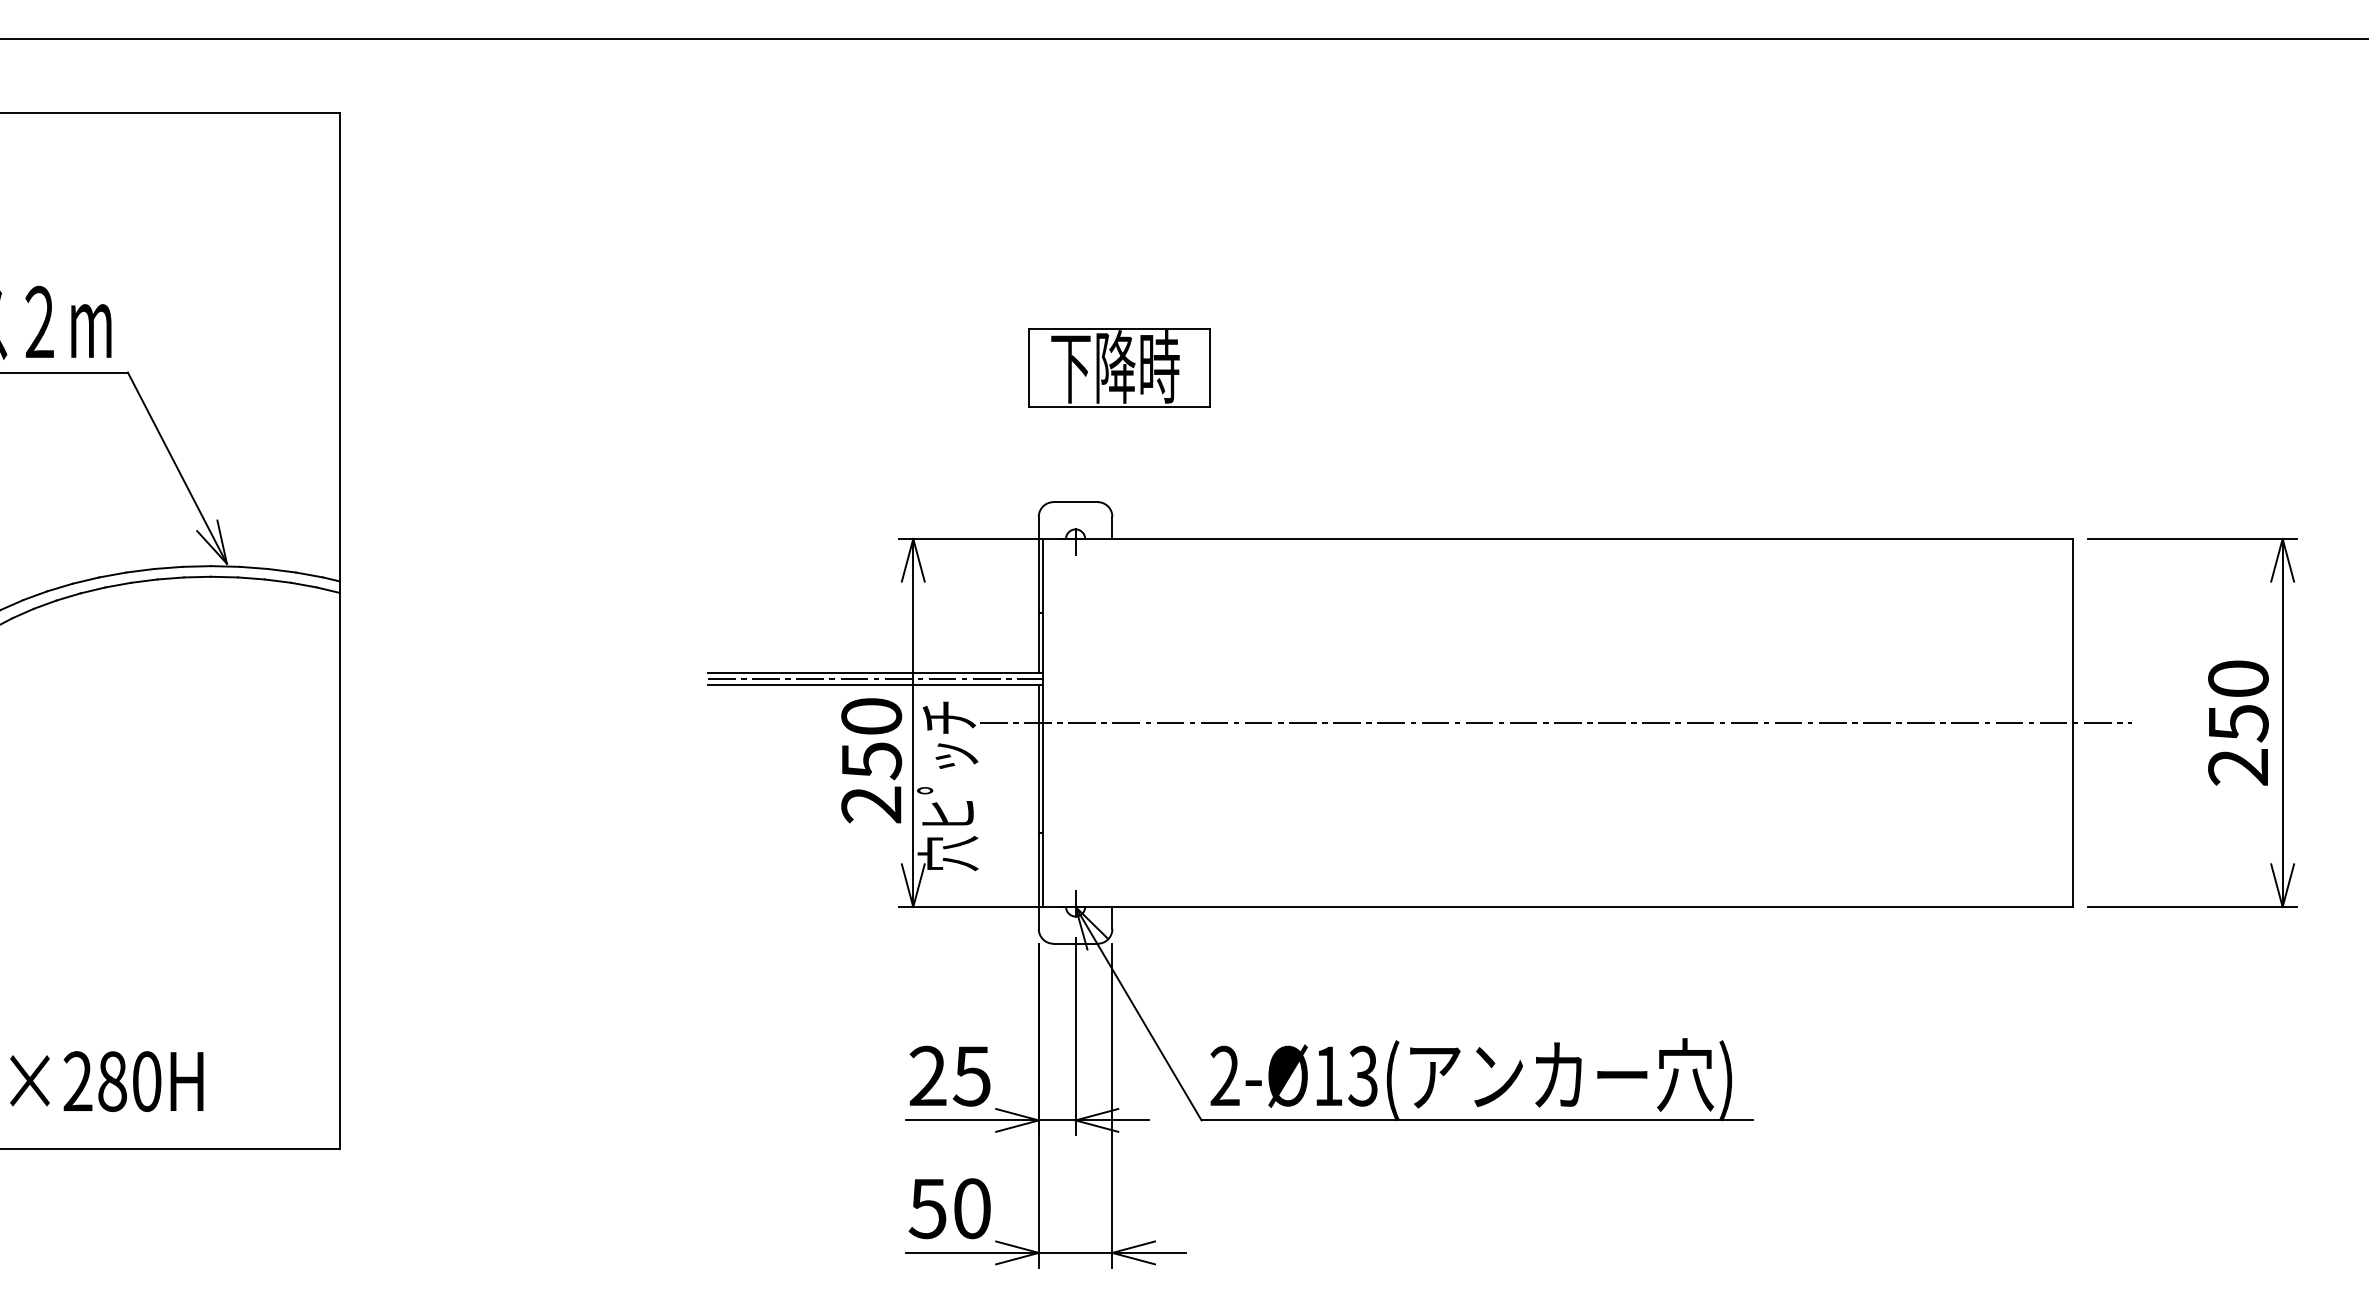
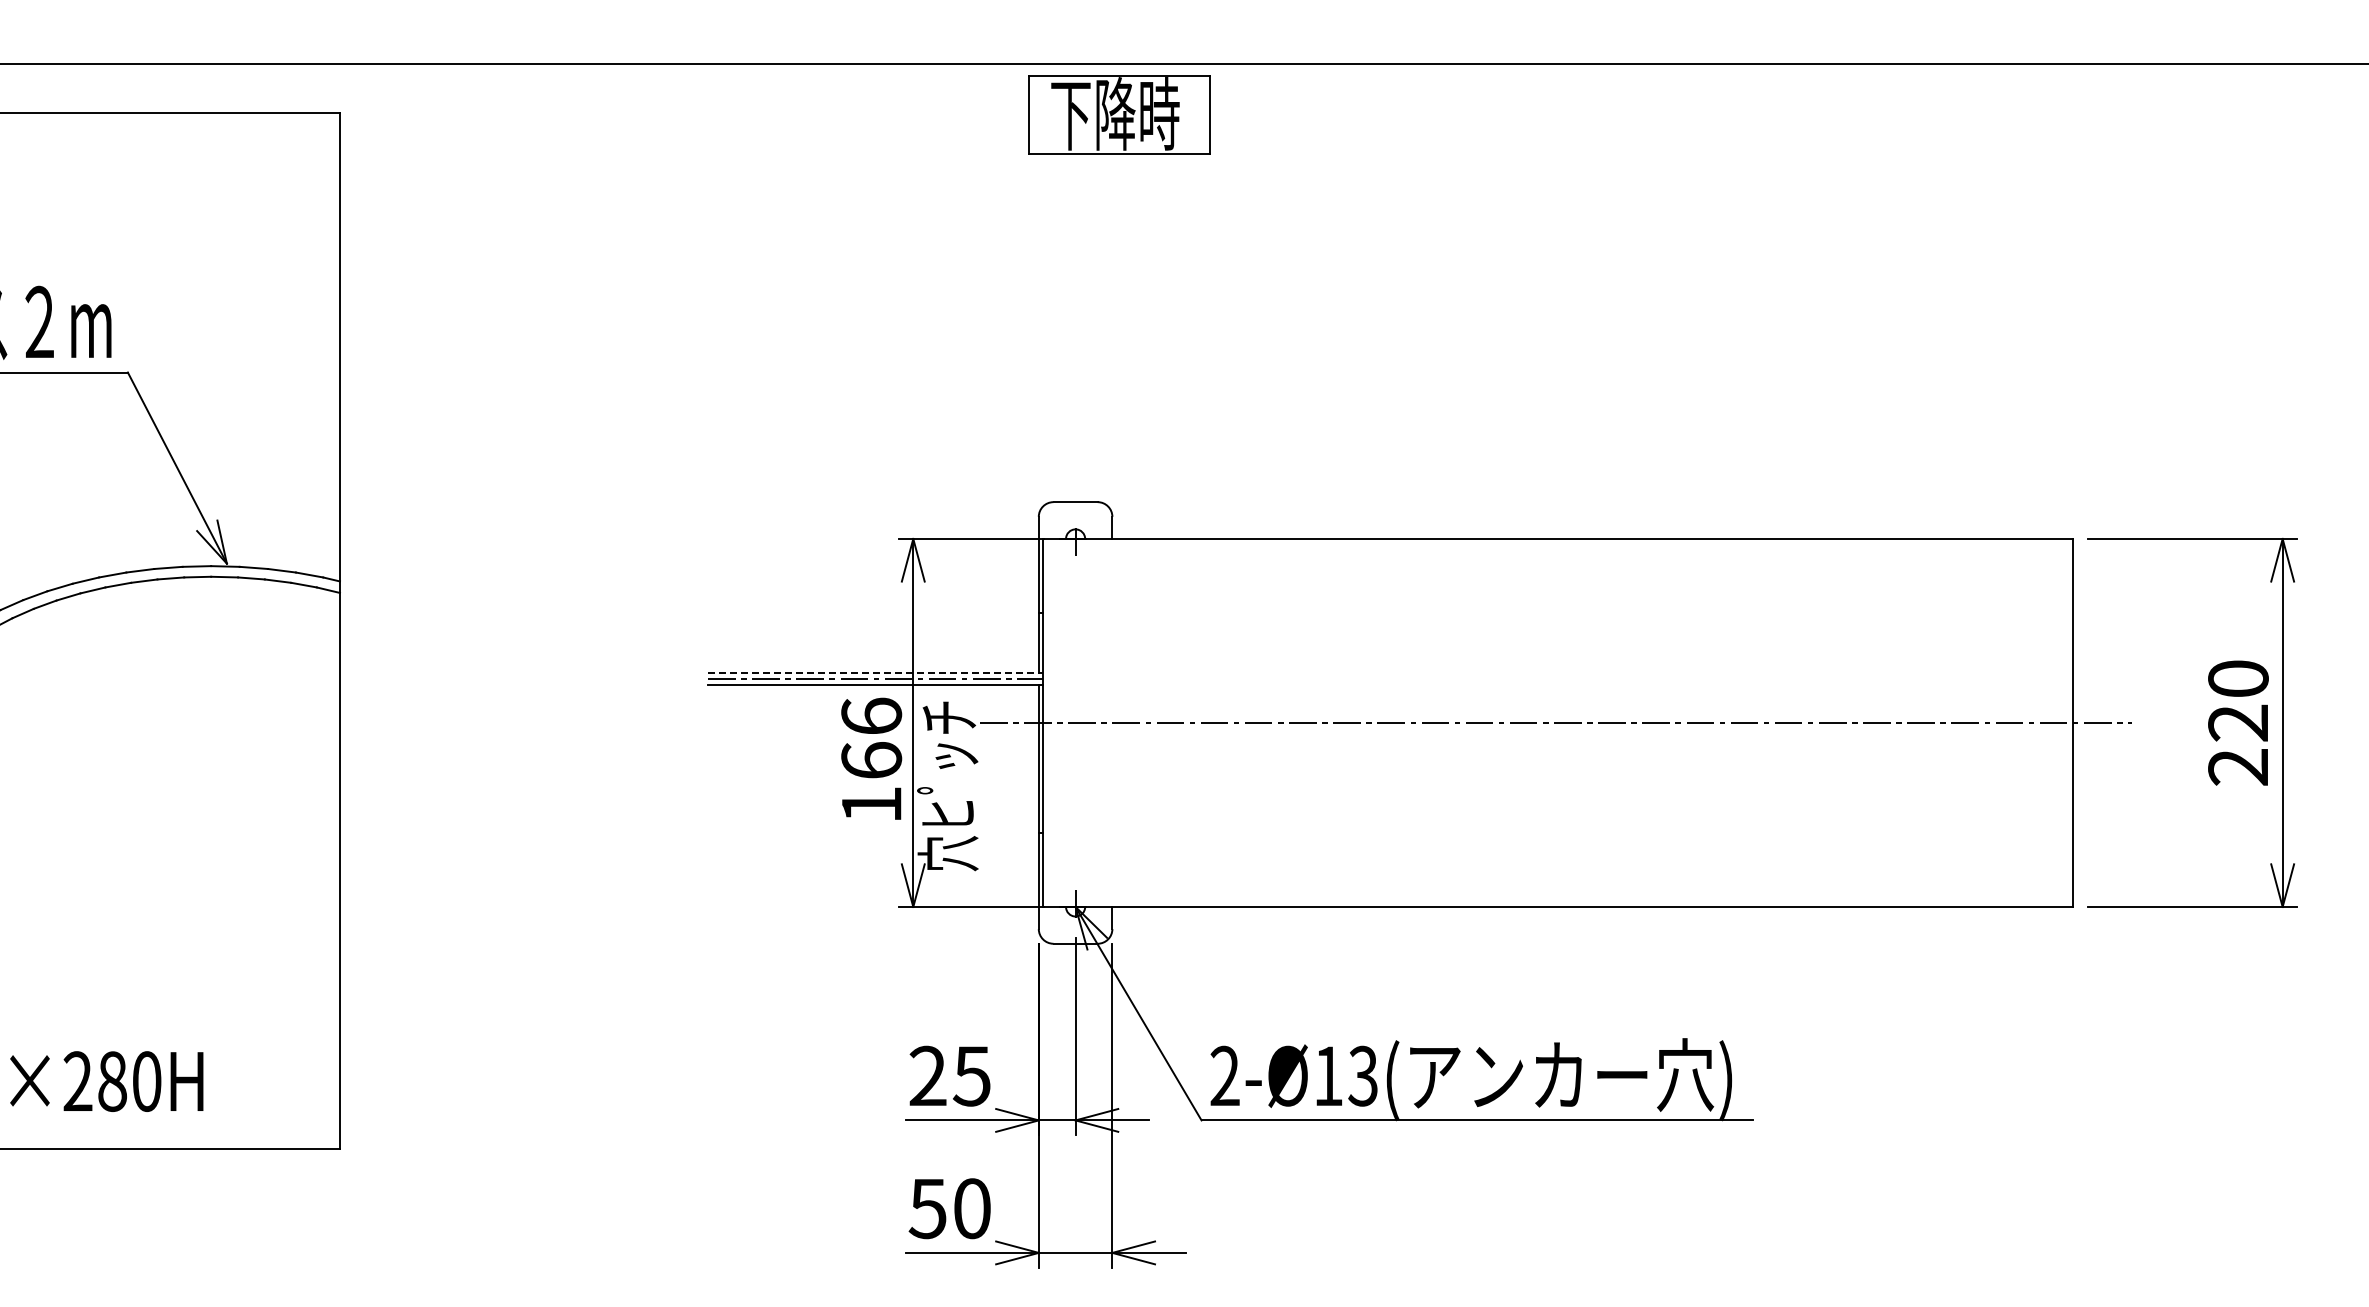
line position: (1183, 39) -> (1183, 64) (1183, 64)
part position: (1119, 367) -> (1119, 114) (1119, 114)
line: solid -> dashed (875, 672)
text: 250 -> 220 (2238, 723)
text: 250 -> 166 (871, 760)
